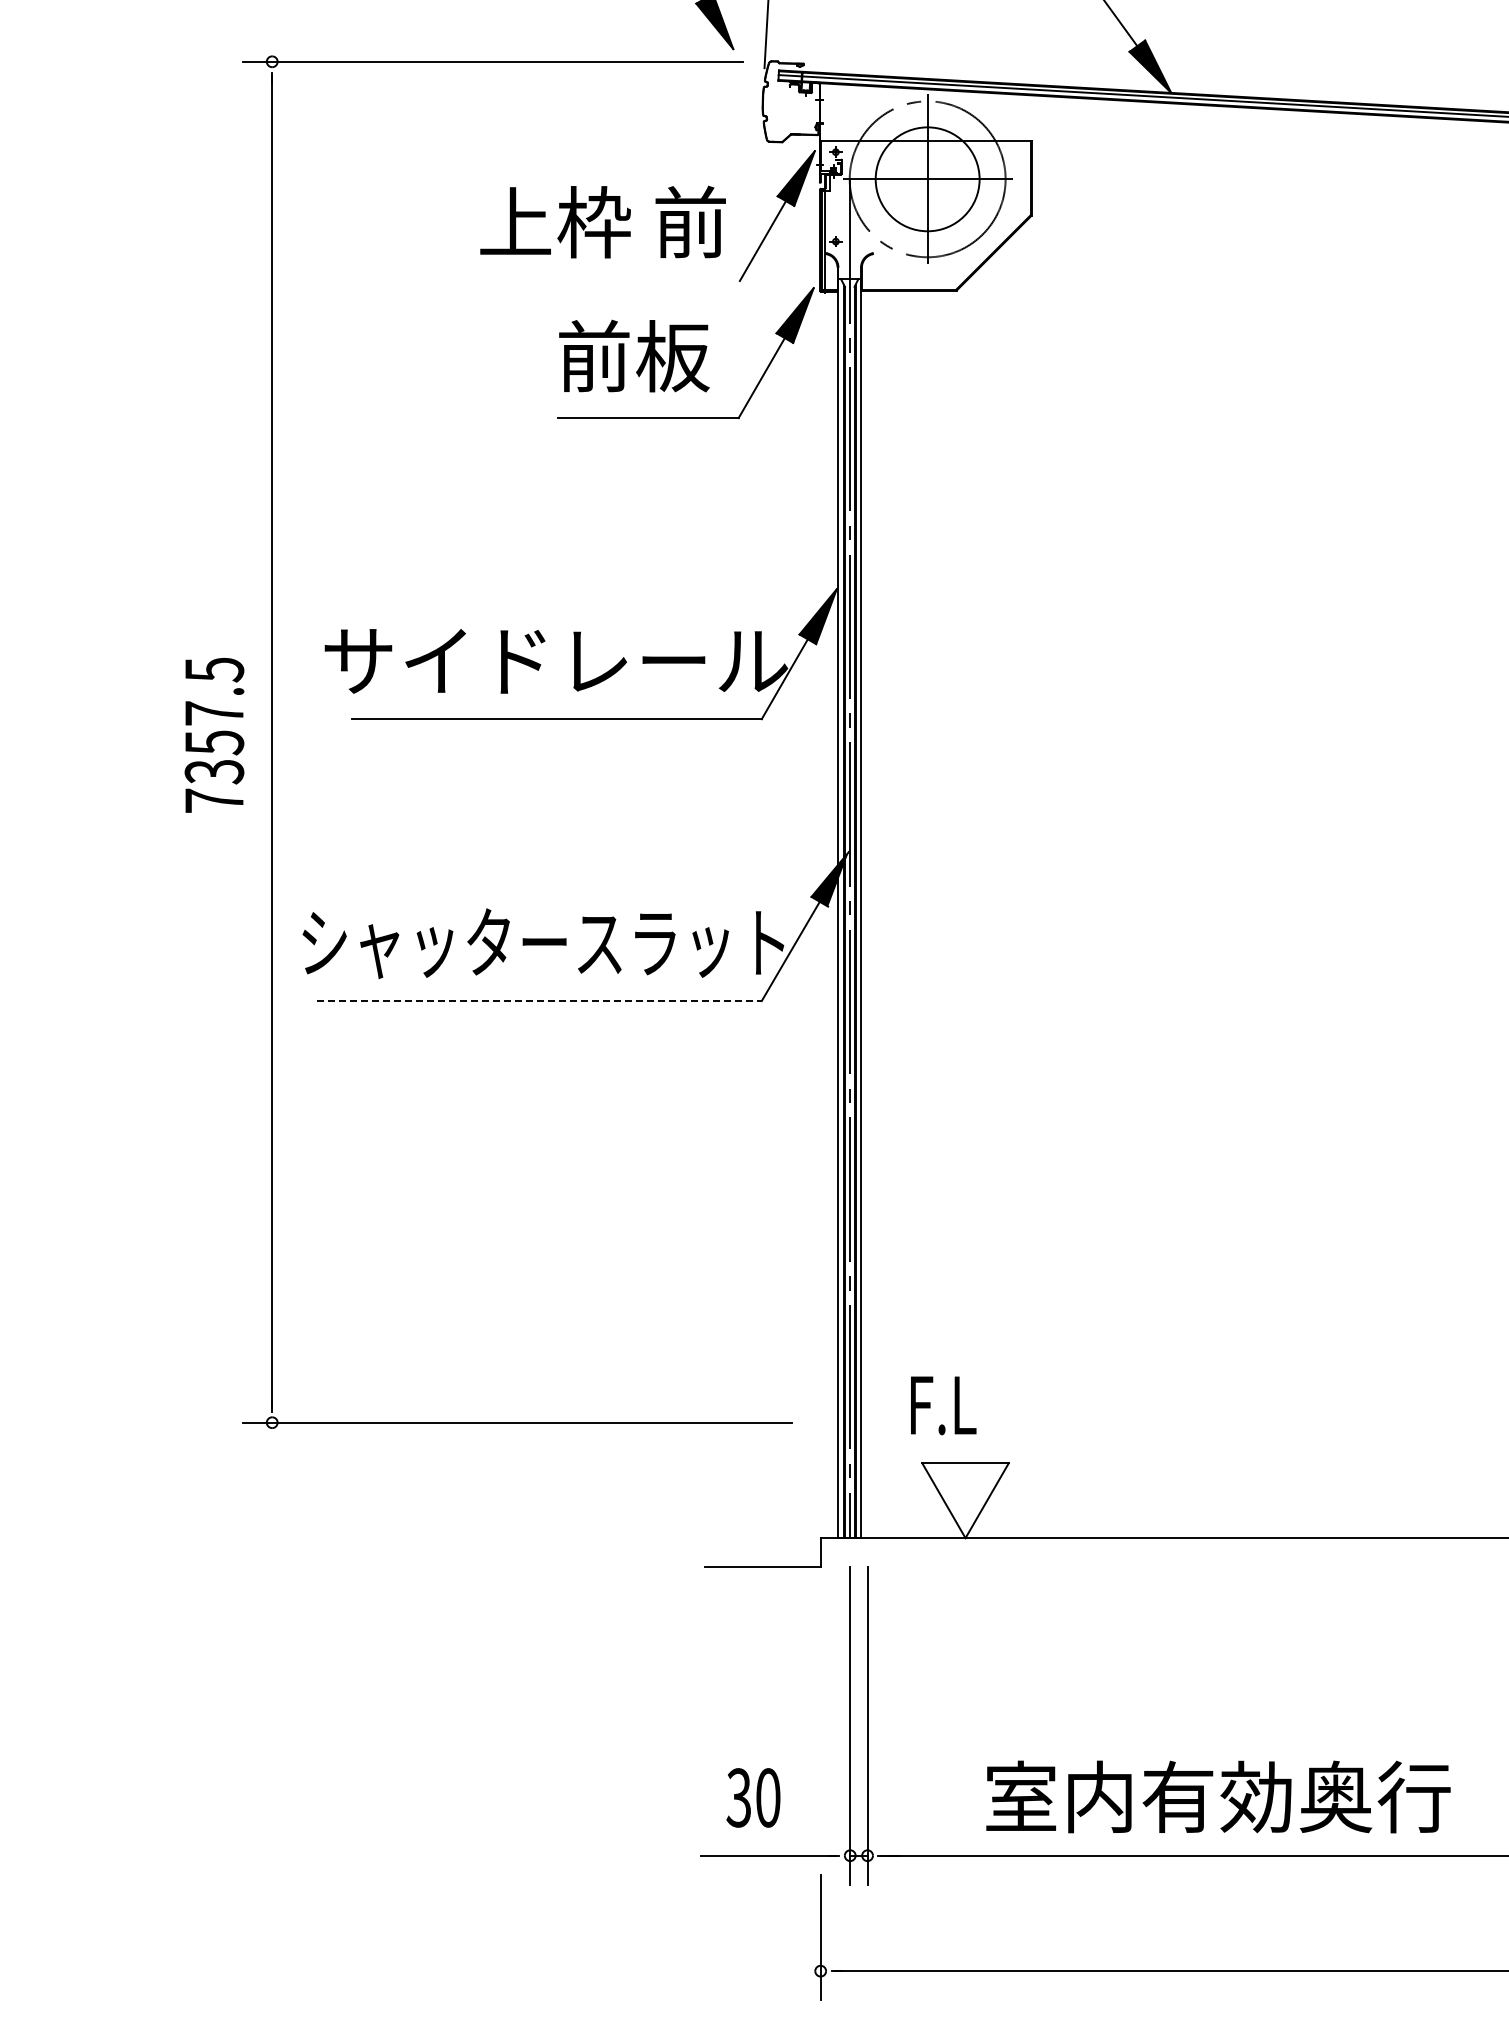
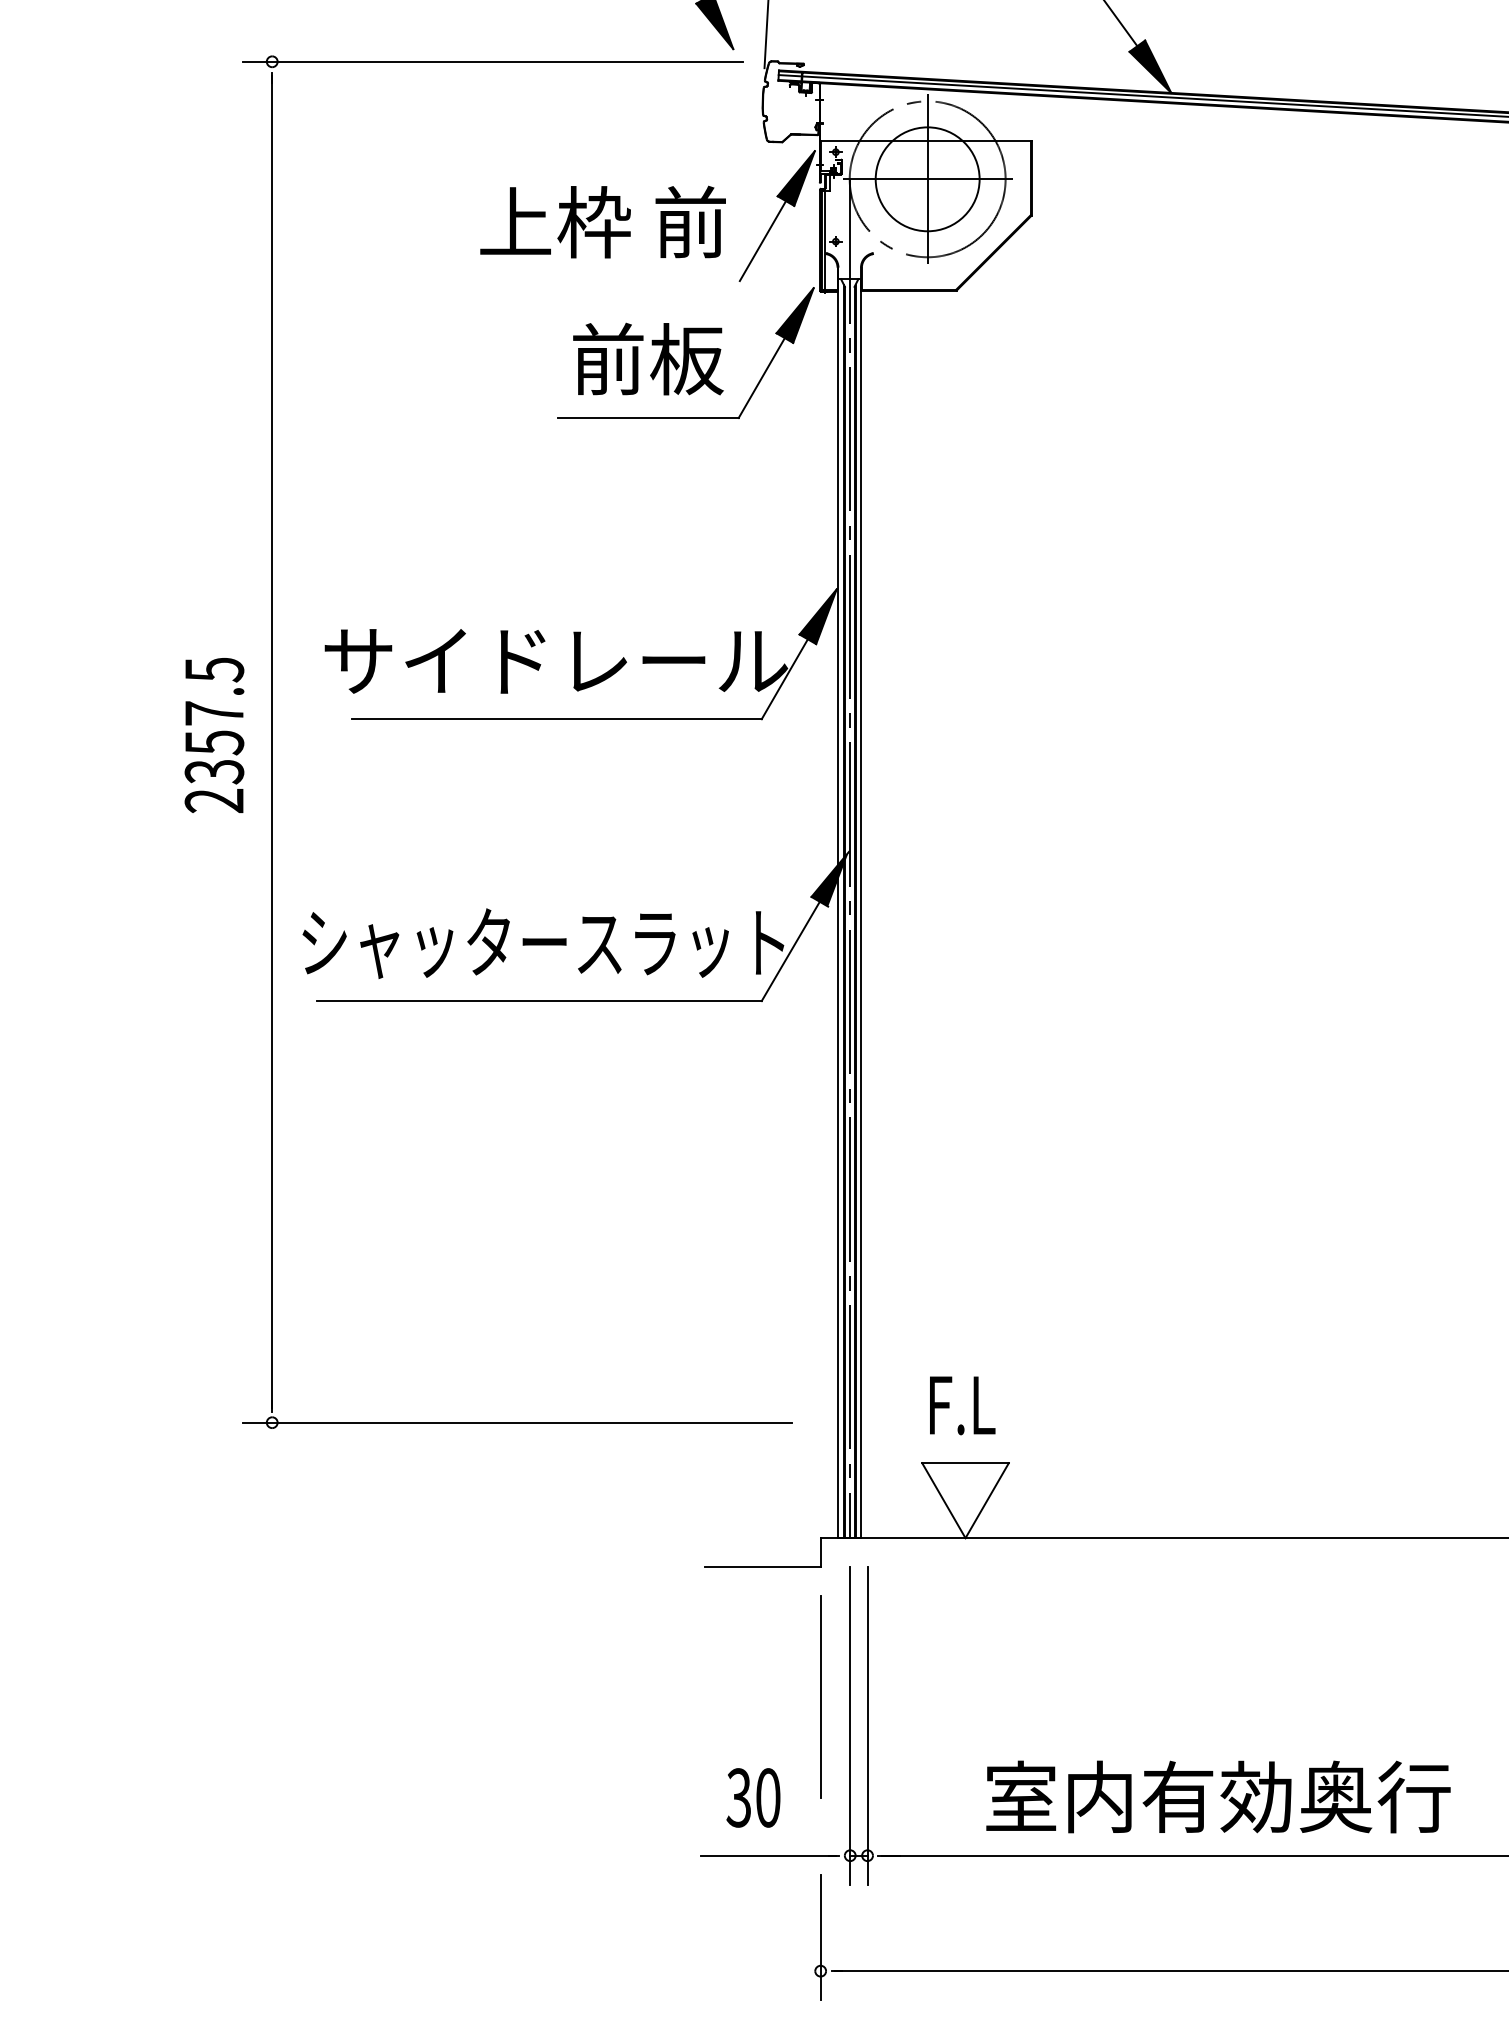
text position: (634, 355) -> (648, 358) (648, 358)
text: 7357.5 -> 2357.5 (213, 800)
line: dashed -> solid (539, 1001)
text position: (943, 1405) -> (962, 1405) (962, 1405)
line: none -> present (820, 1696)
